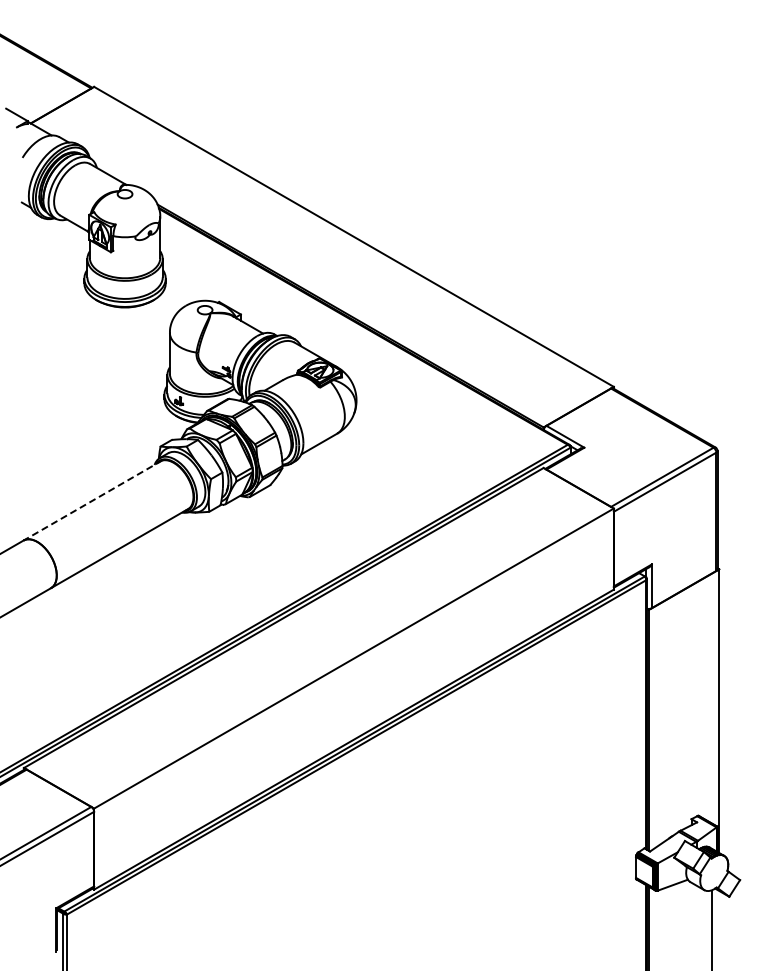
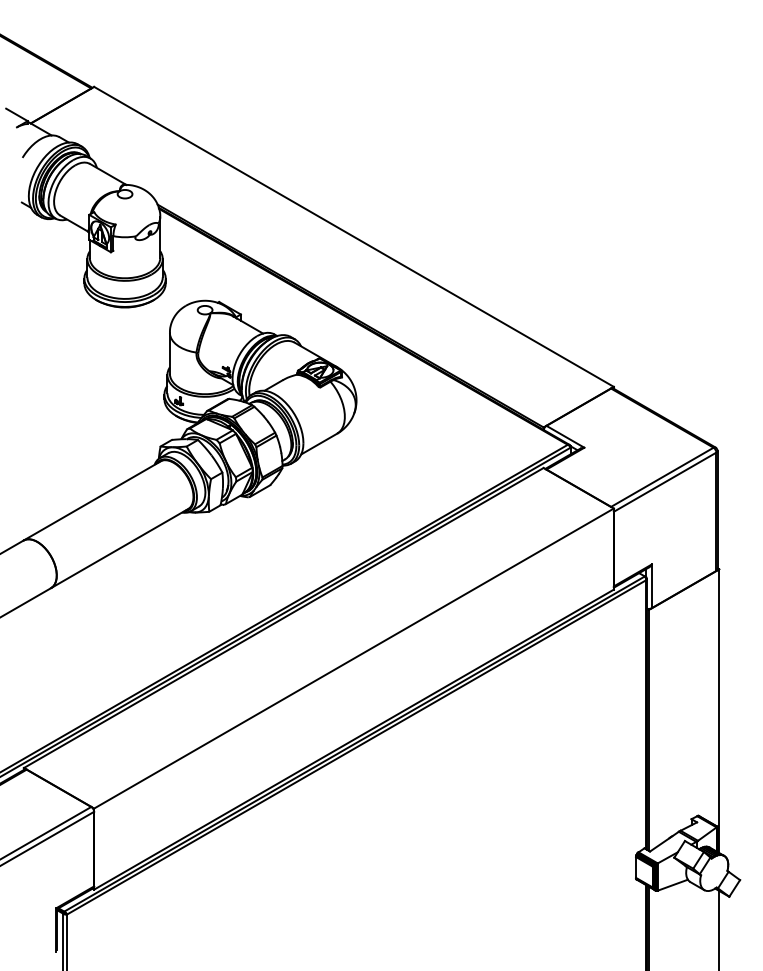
line: dashed -> solid (92, 500)
line position: (712, 928) -> (719, 928) (719, 928)
